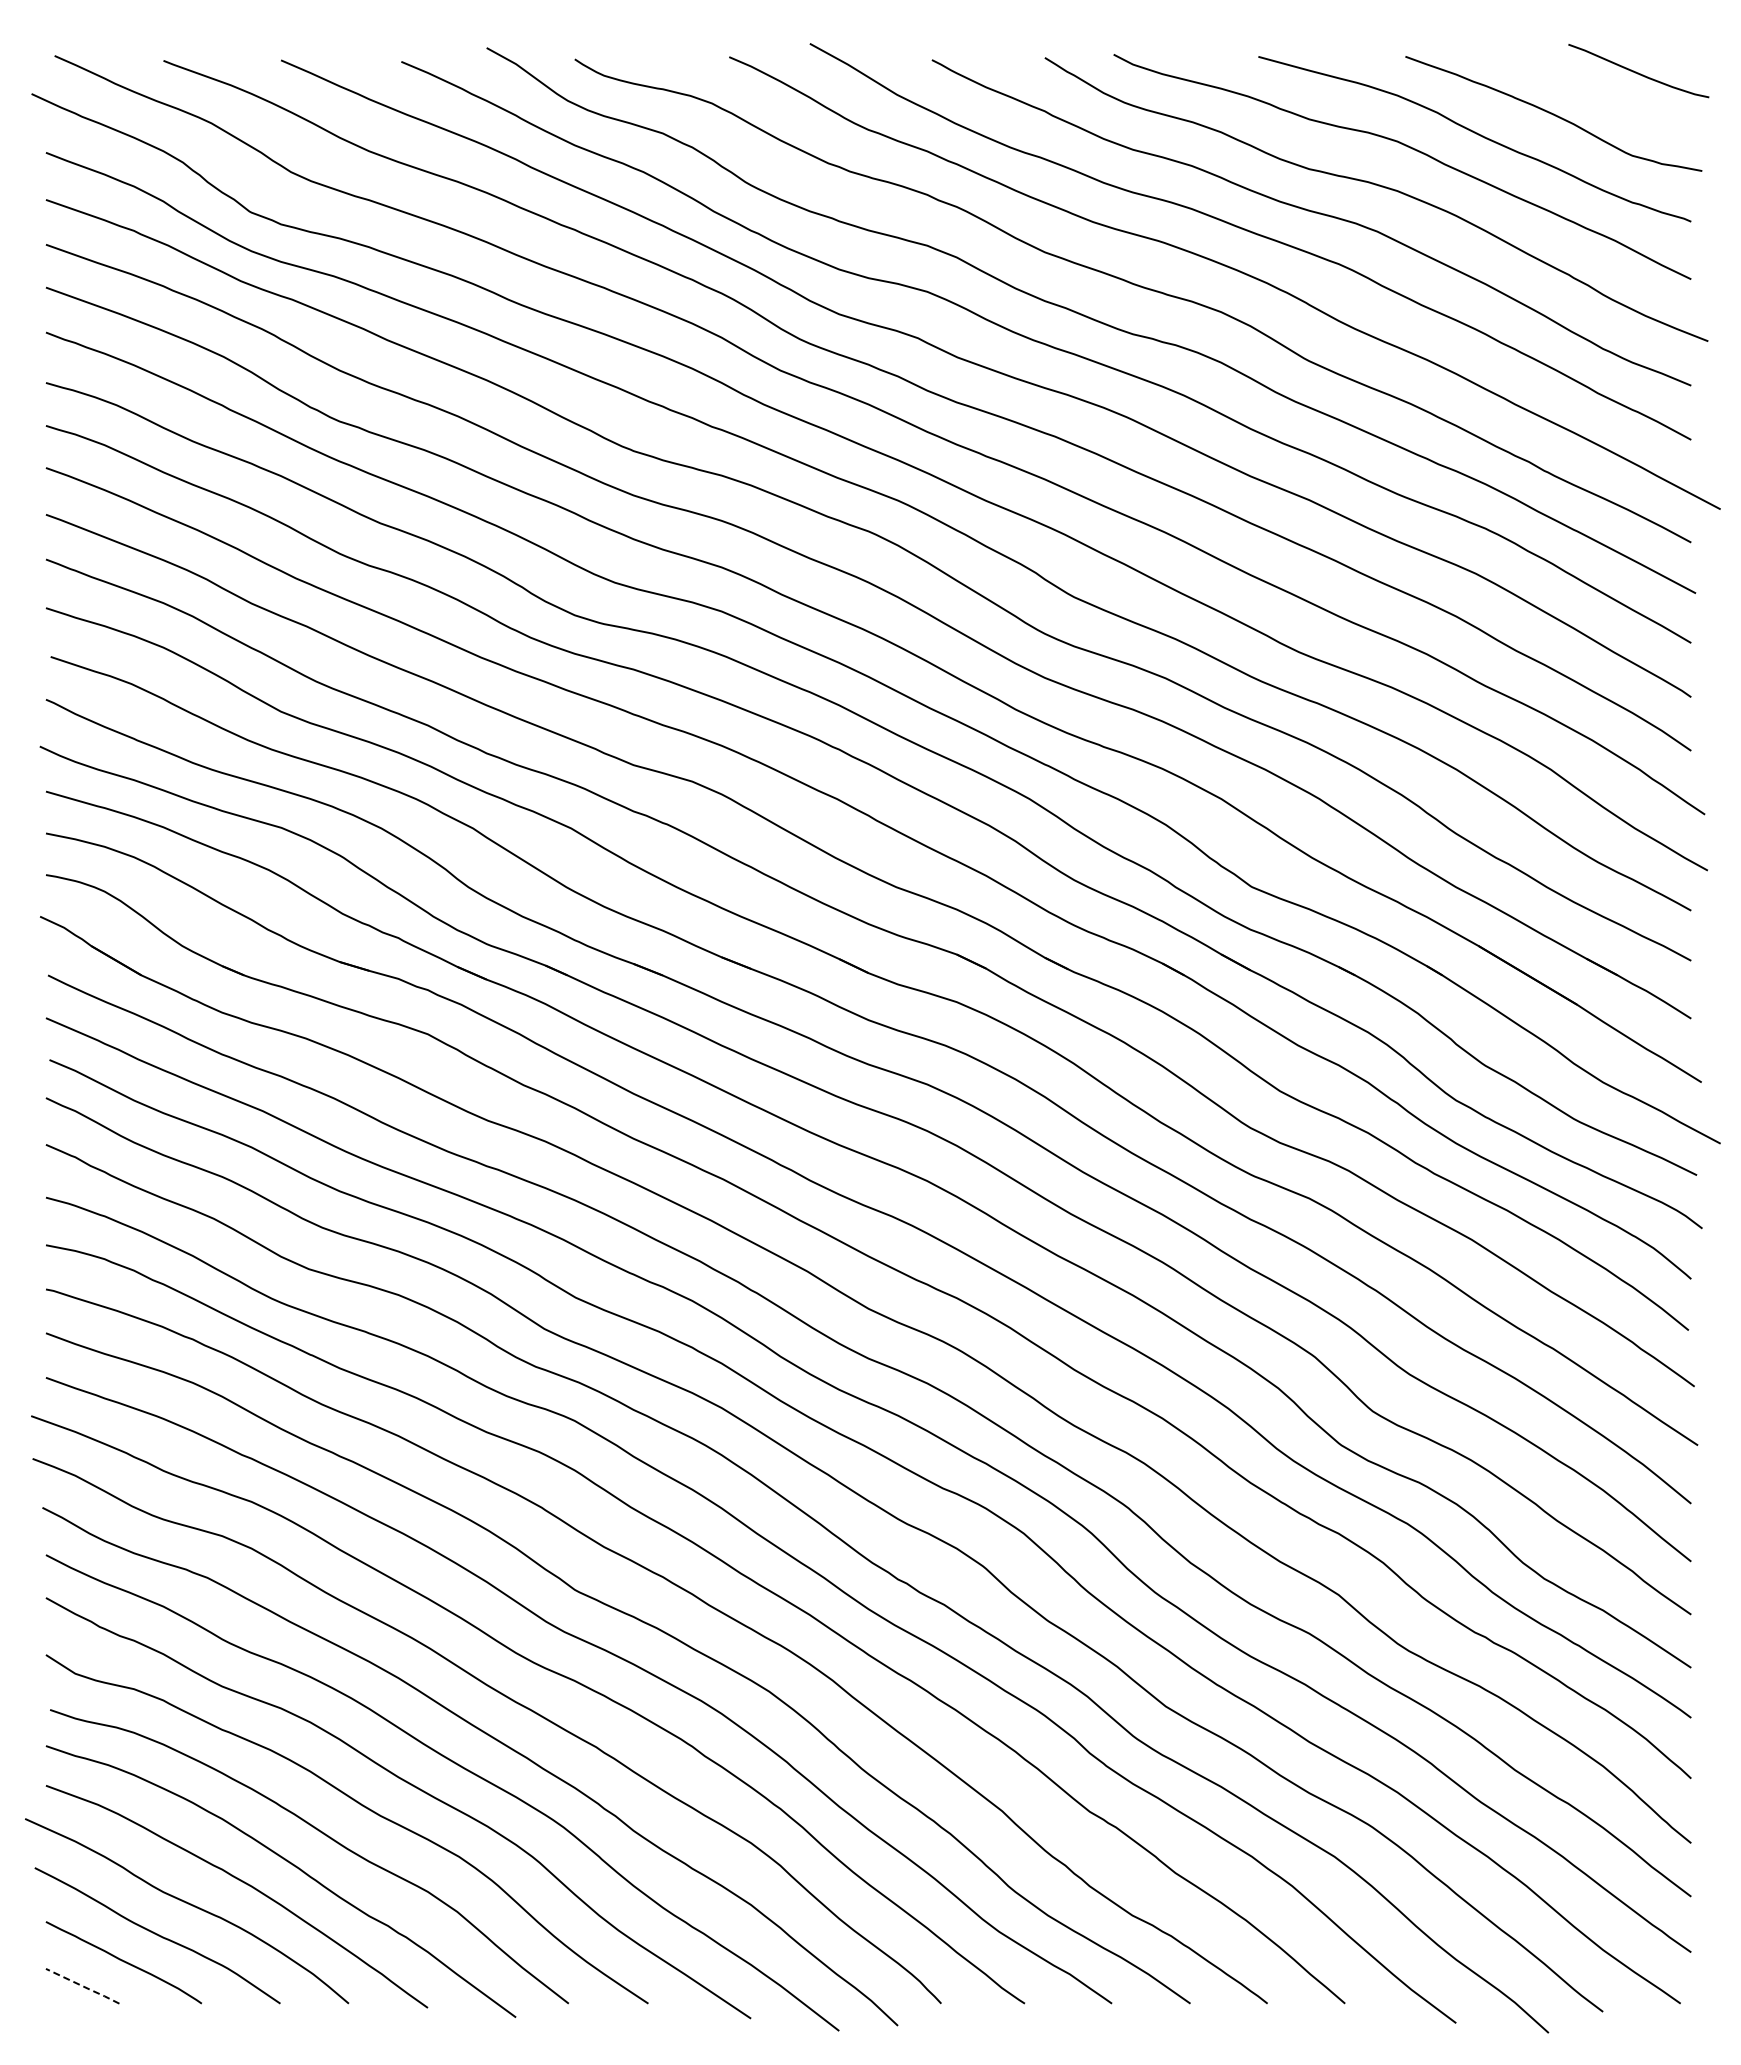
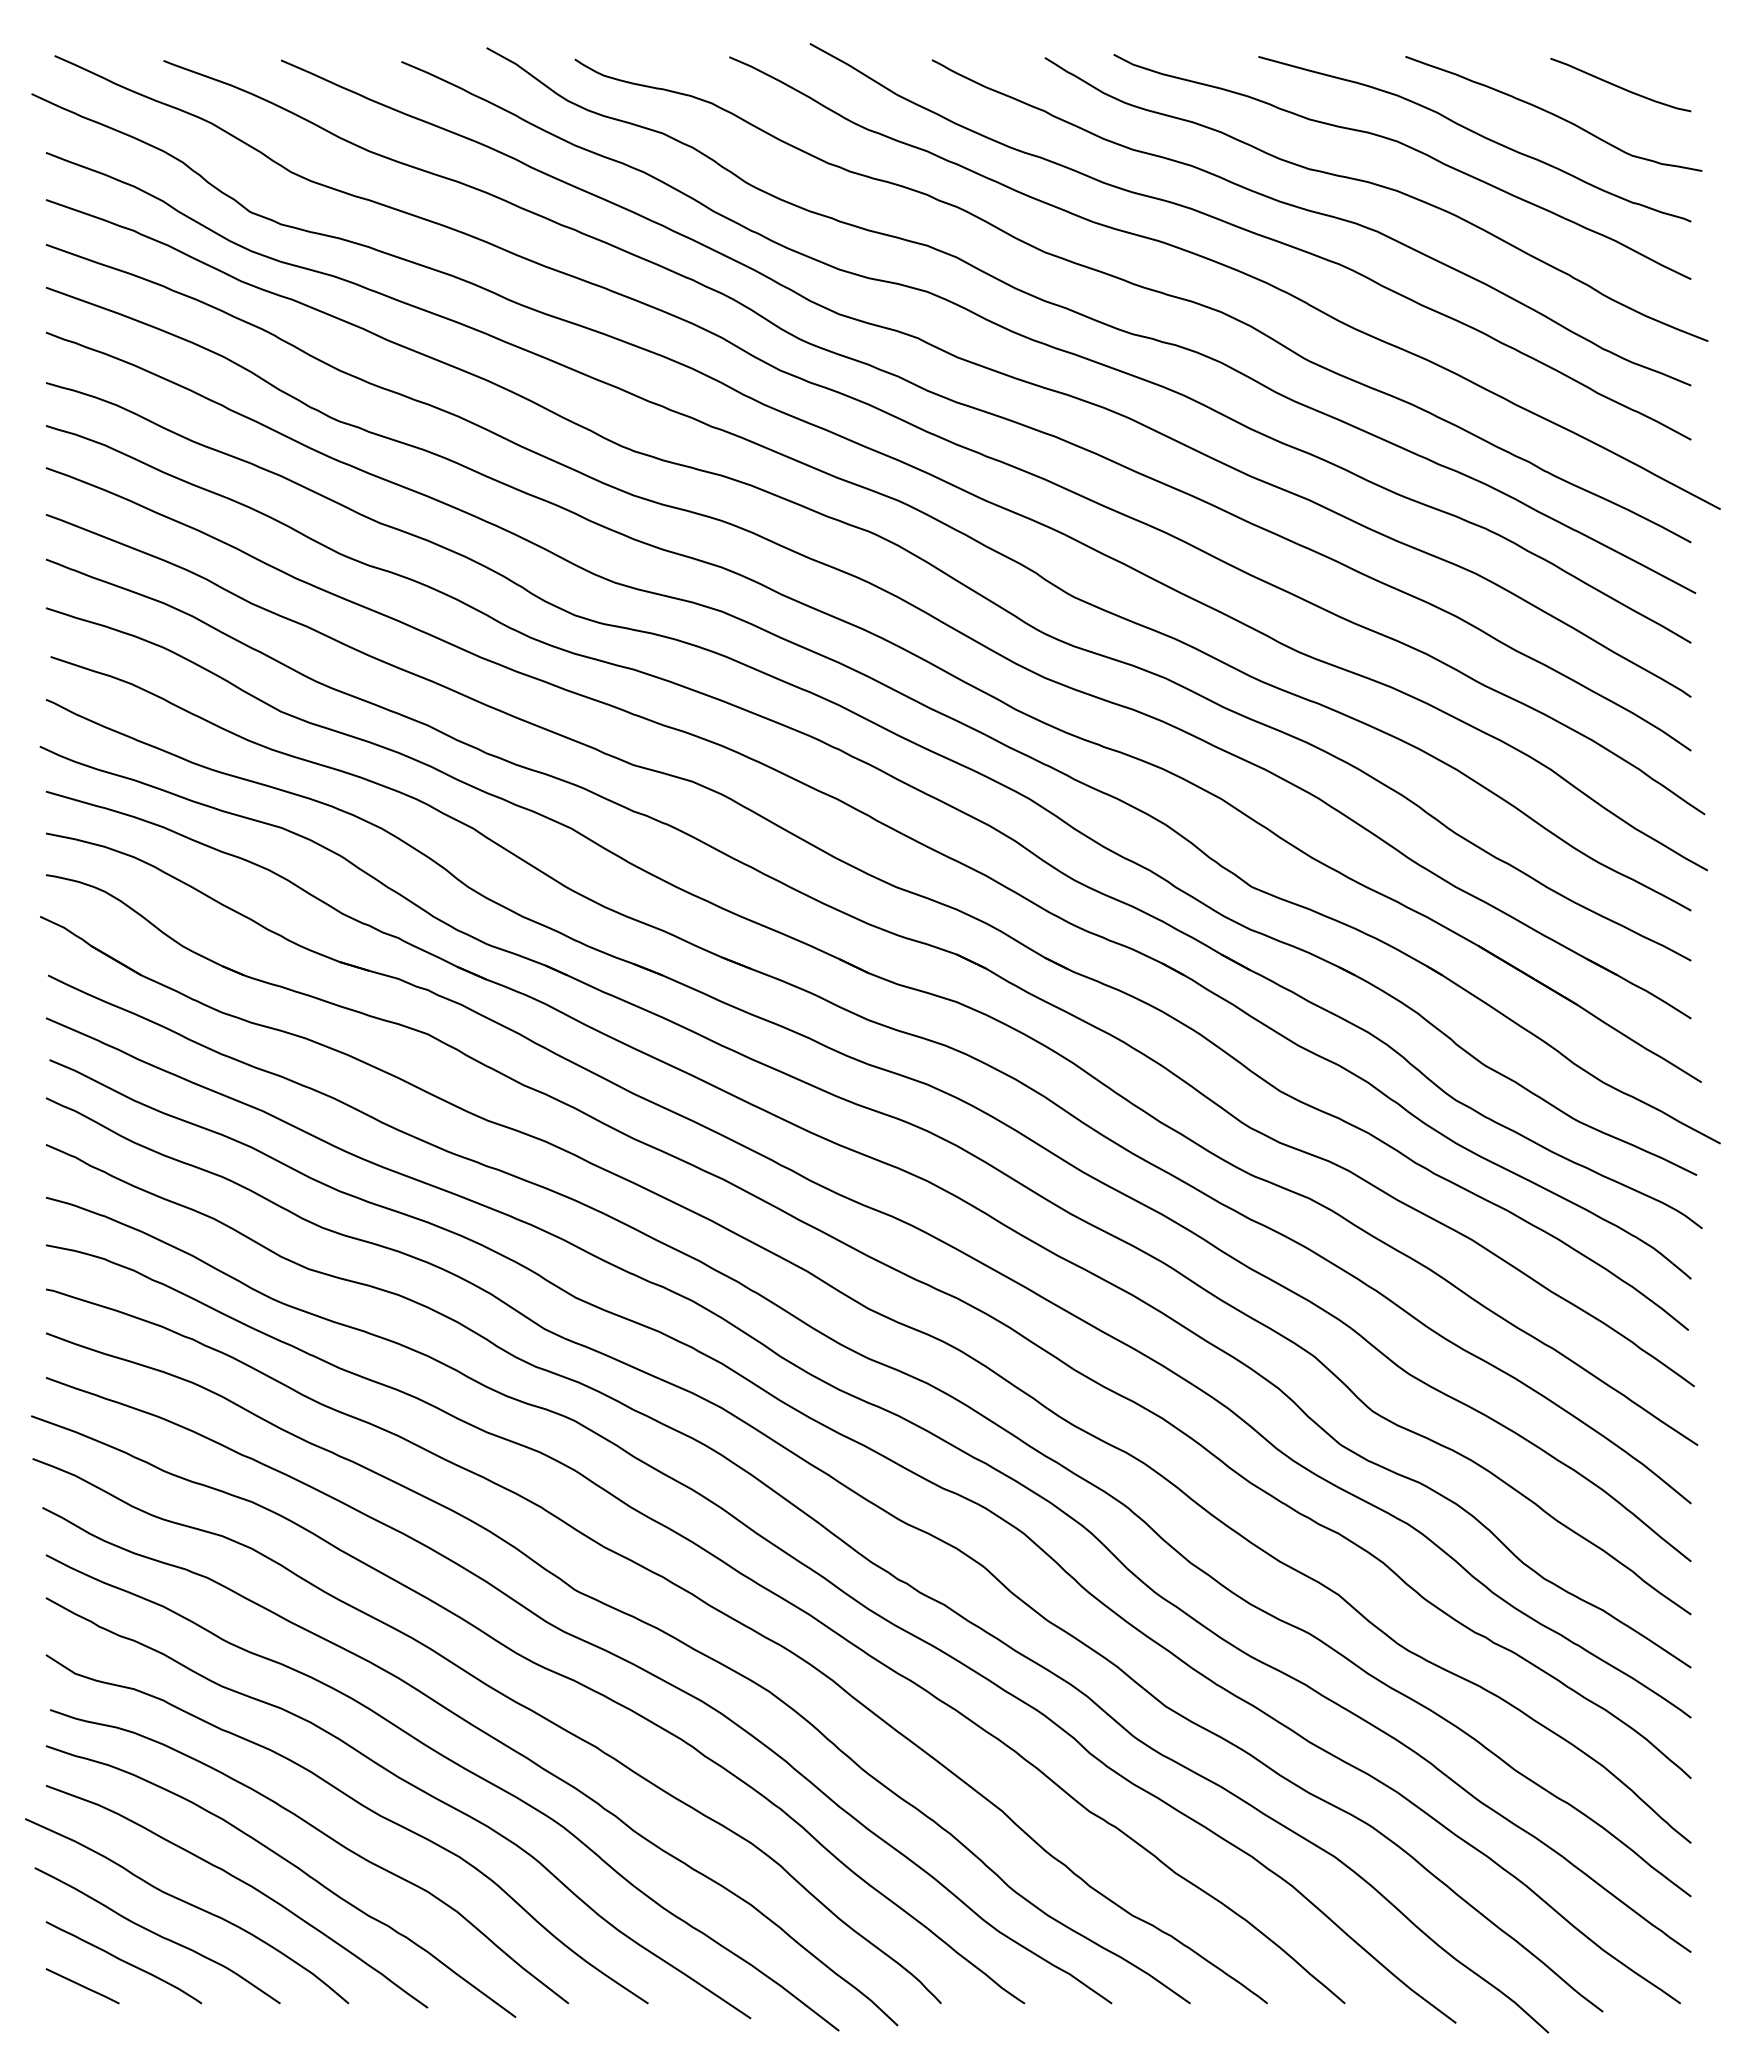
curve position: (1638, 72) -> (1620, 86) (1620, 86)
line: dashed -> solid (83, 1986)
